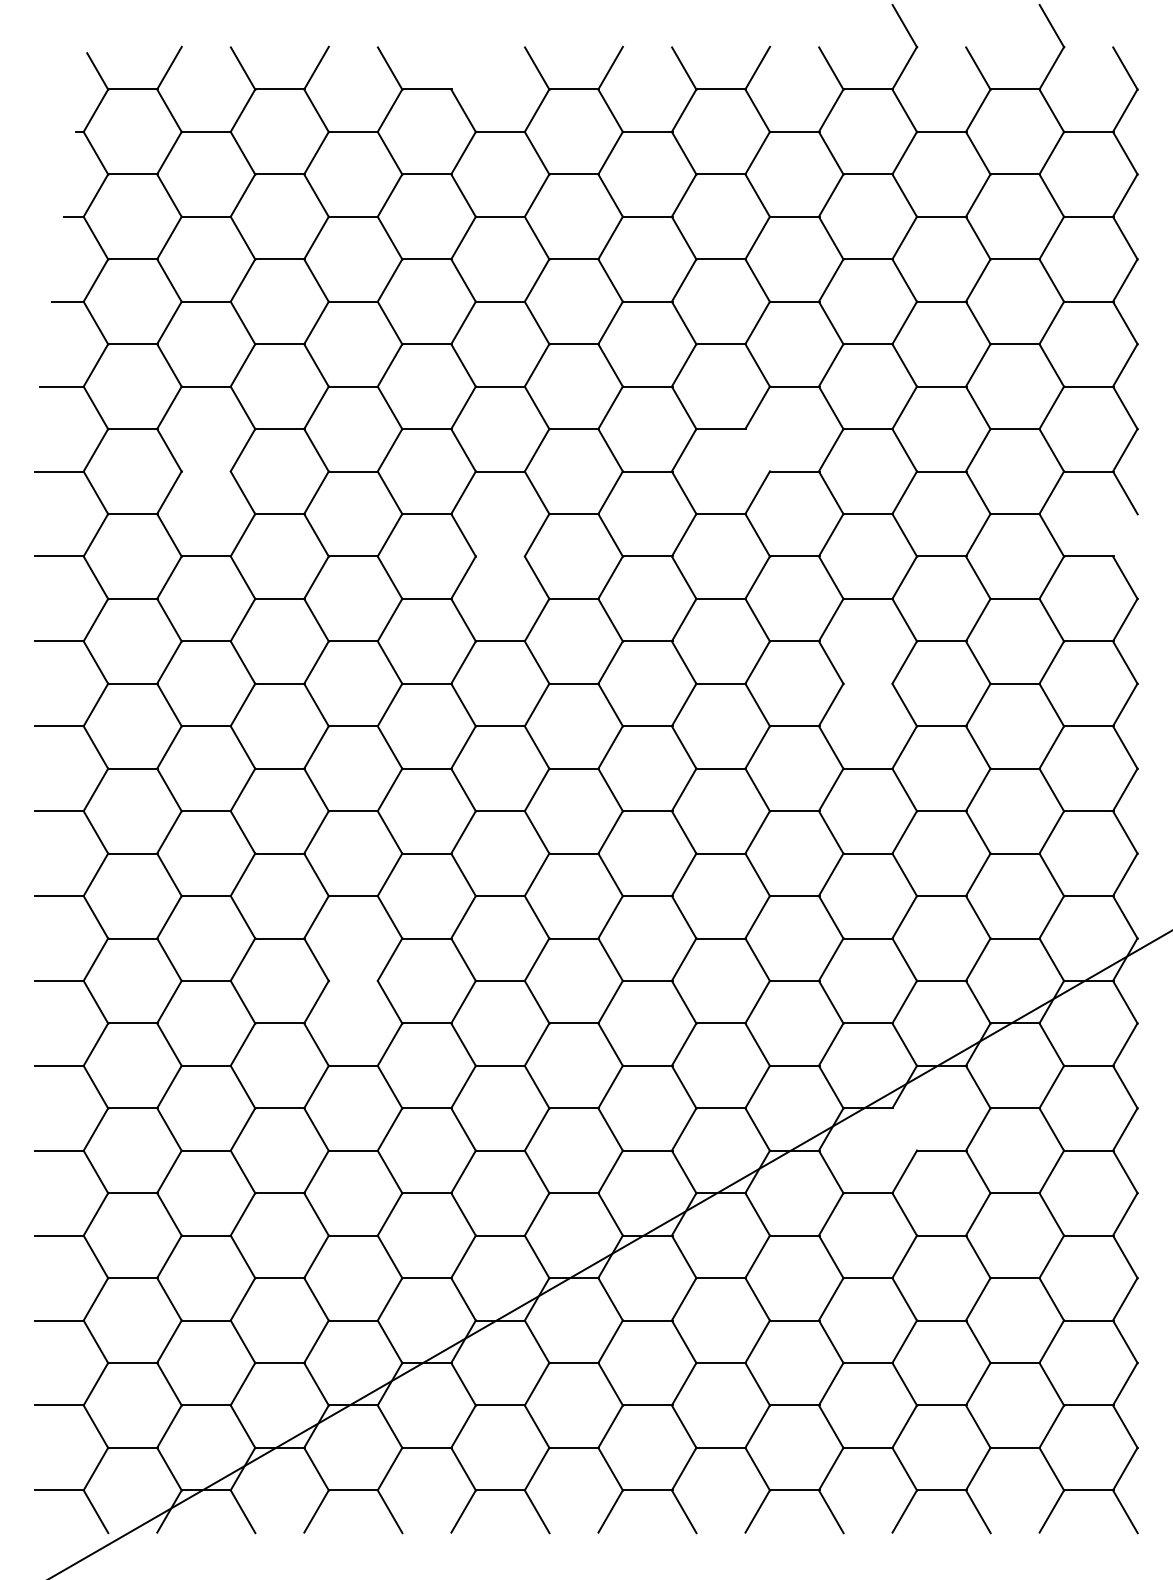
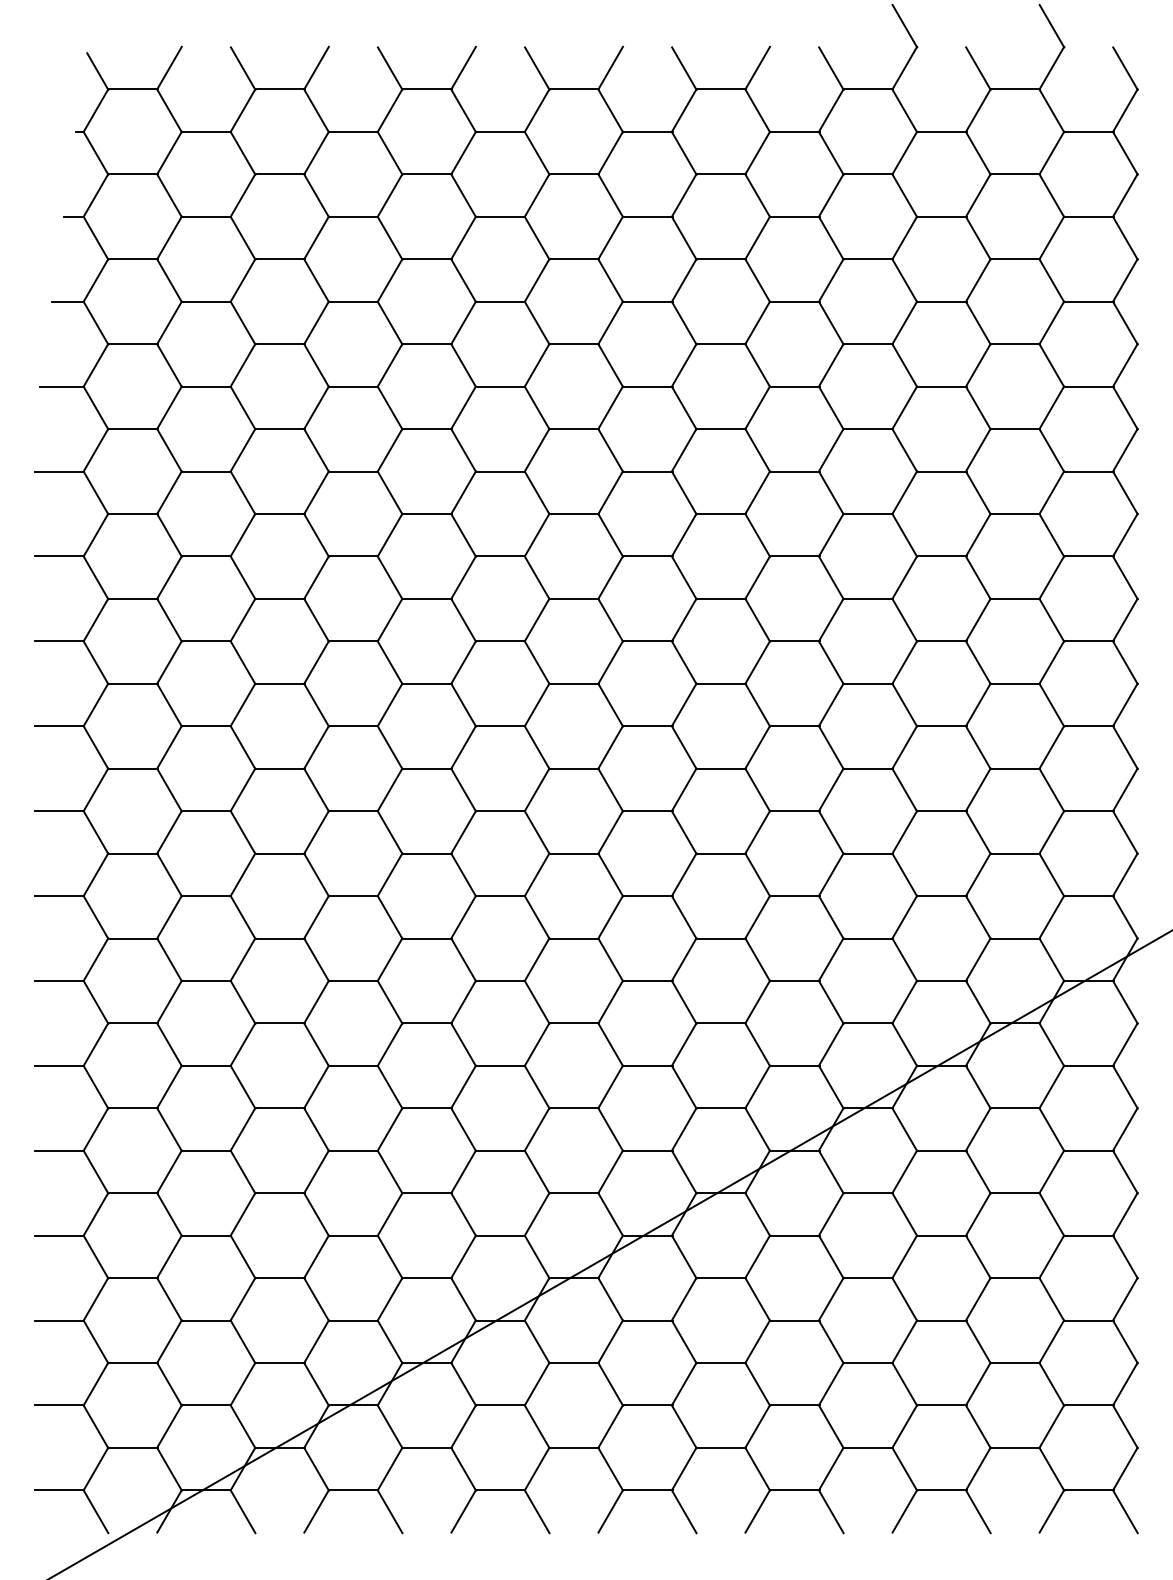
line: none -> present (463, 67)
line: none -> present (757, 450)
line: none -> present (206, 471)
line: none -> present (1125, 534)
line: none -> present (500, 556)
line: none -> present (868, 683)
line: none -> present (353, 980)
line: none -> present (904, 1129)
